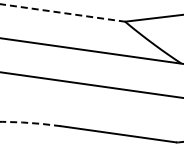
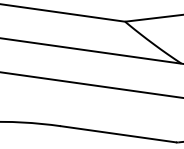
line: dashed -> solid (62, 12)
arc: dashed -> solid (29, 123)
